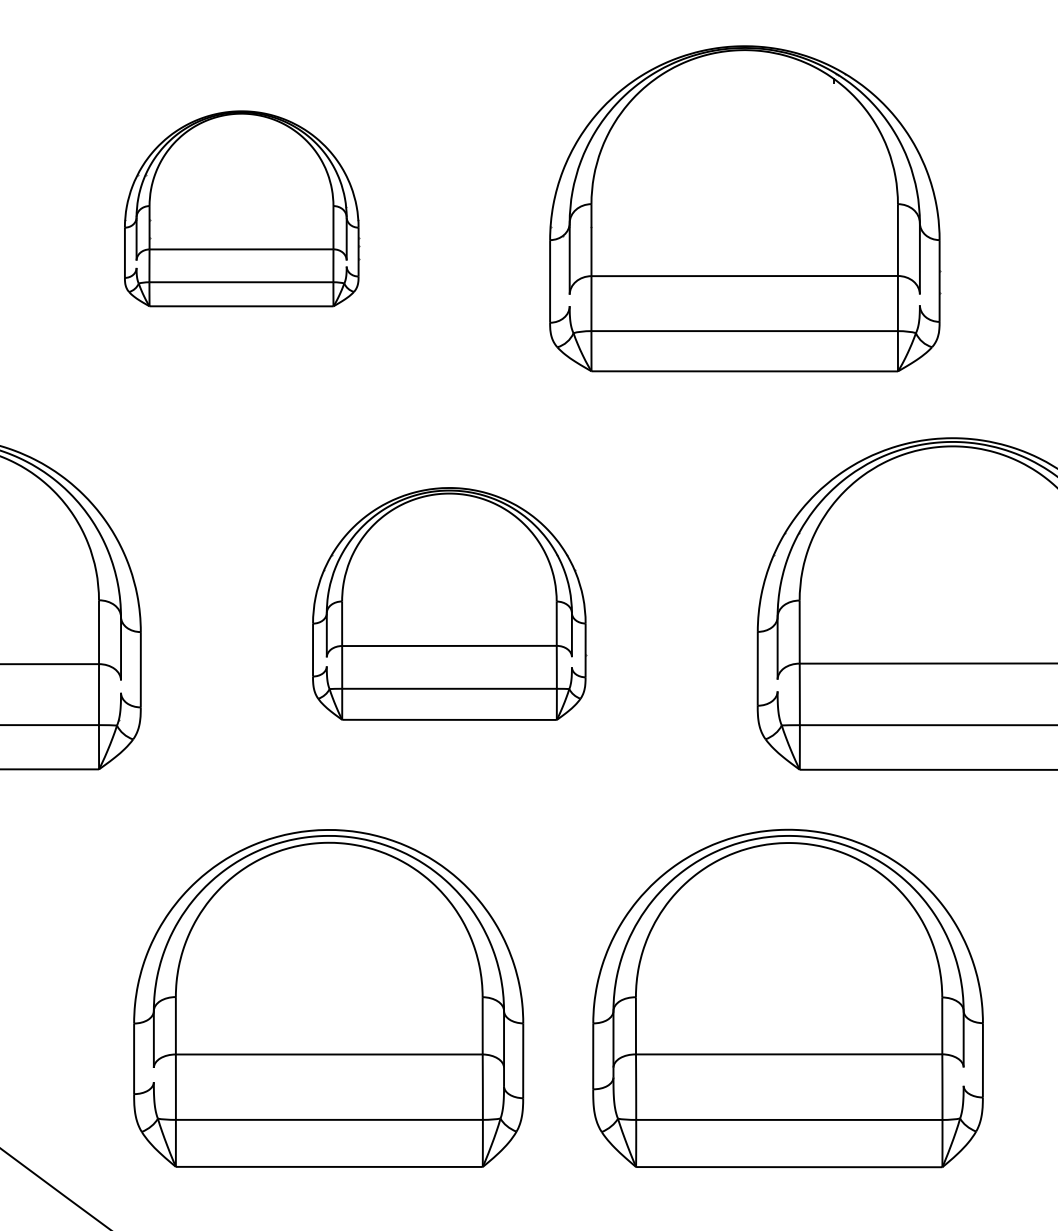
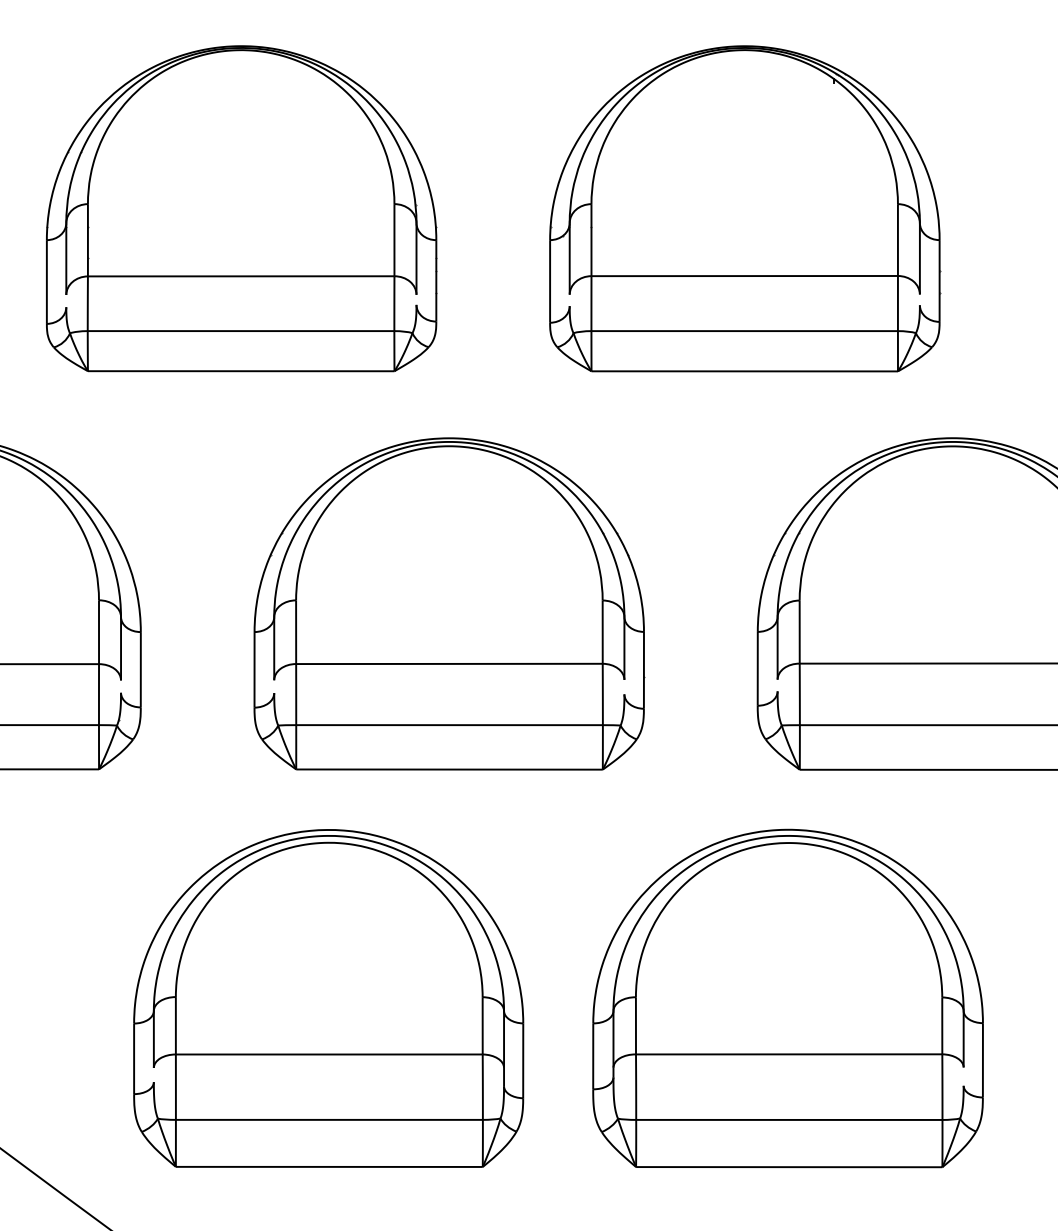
part size: 237x198 px -> 392x328 px (241, 208)
part size: 276x234 px -> 393x334 px (449, 603)
